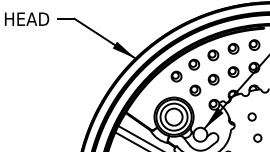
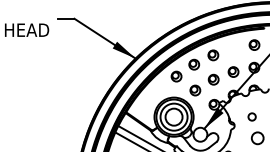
text position: (27, 18) -> (27, 29) (27, 29)
part: present -> none (233, 48)
circle size: 10x10 px -> 15x15 px (257, 138)
